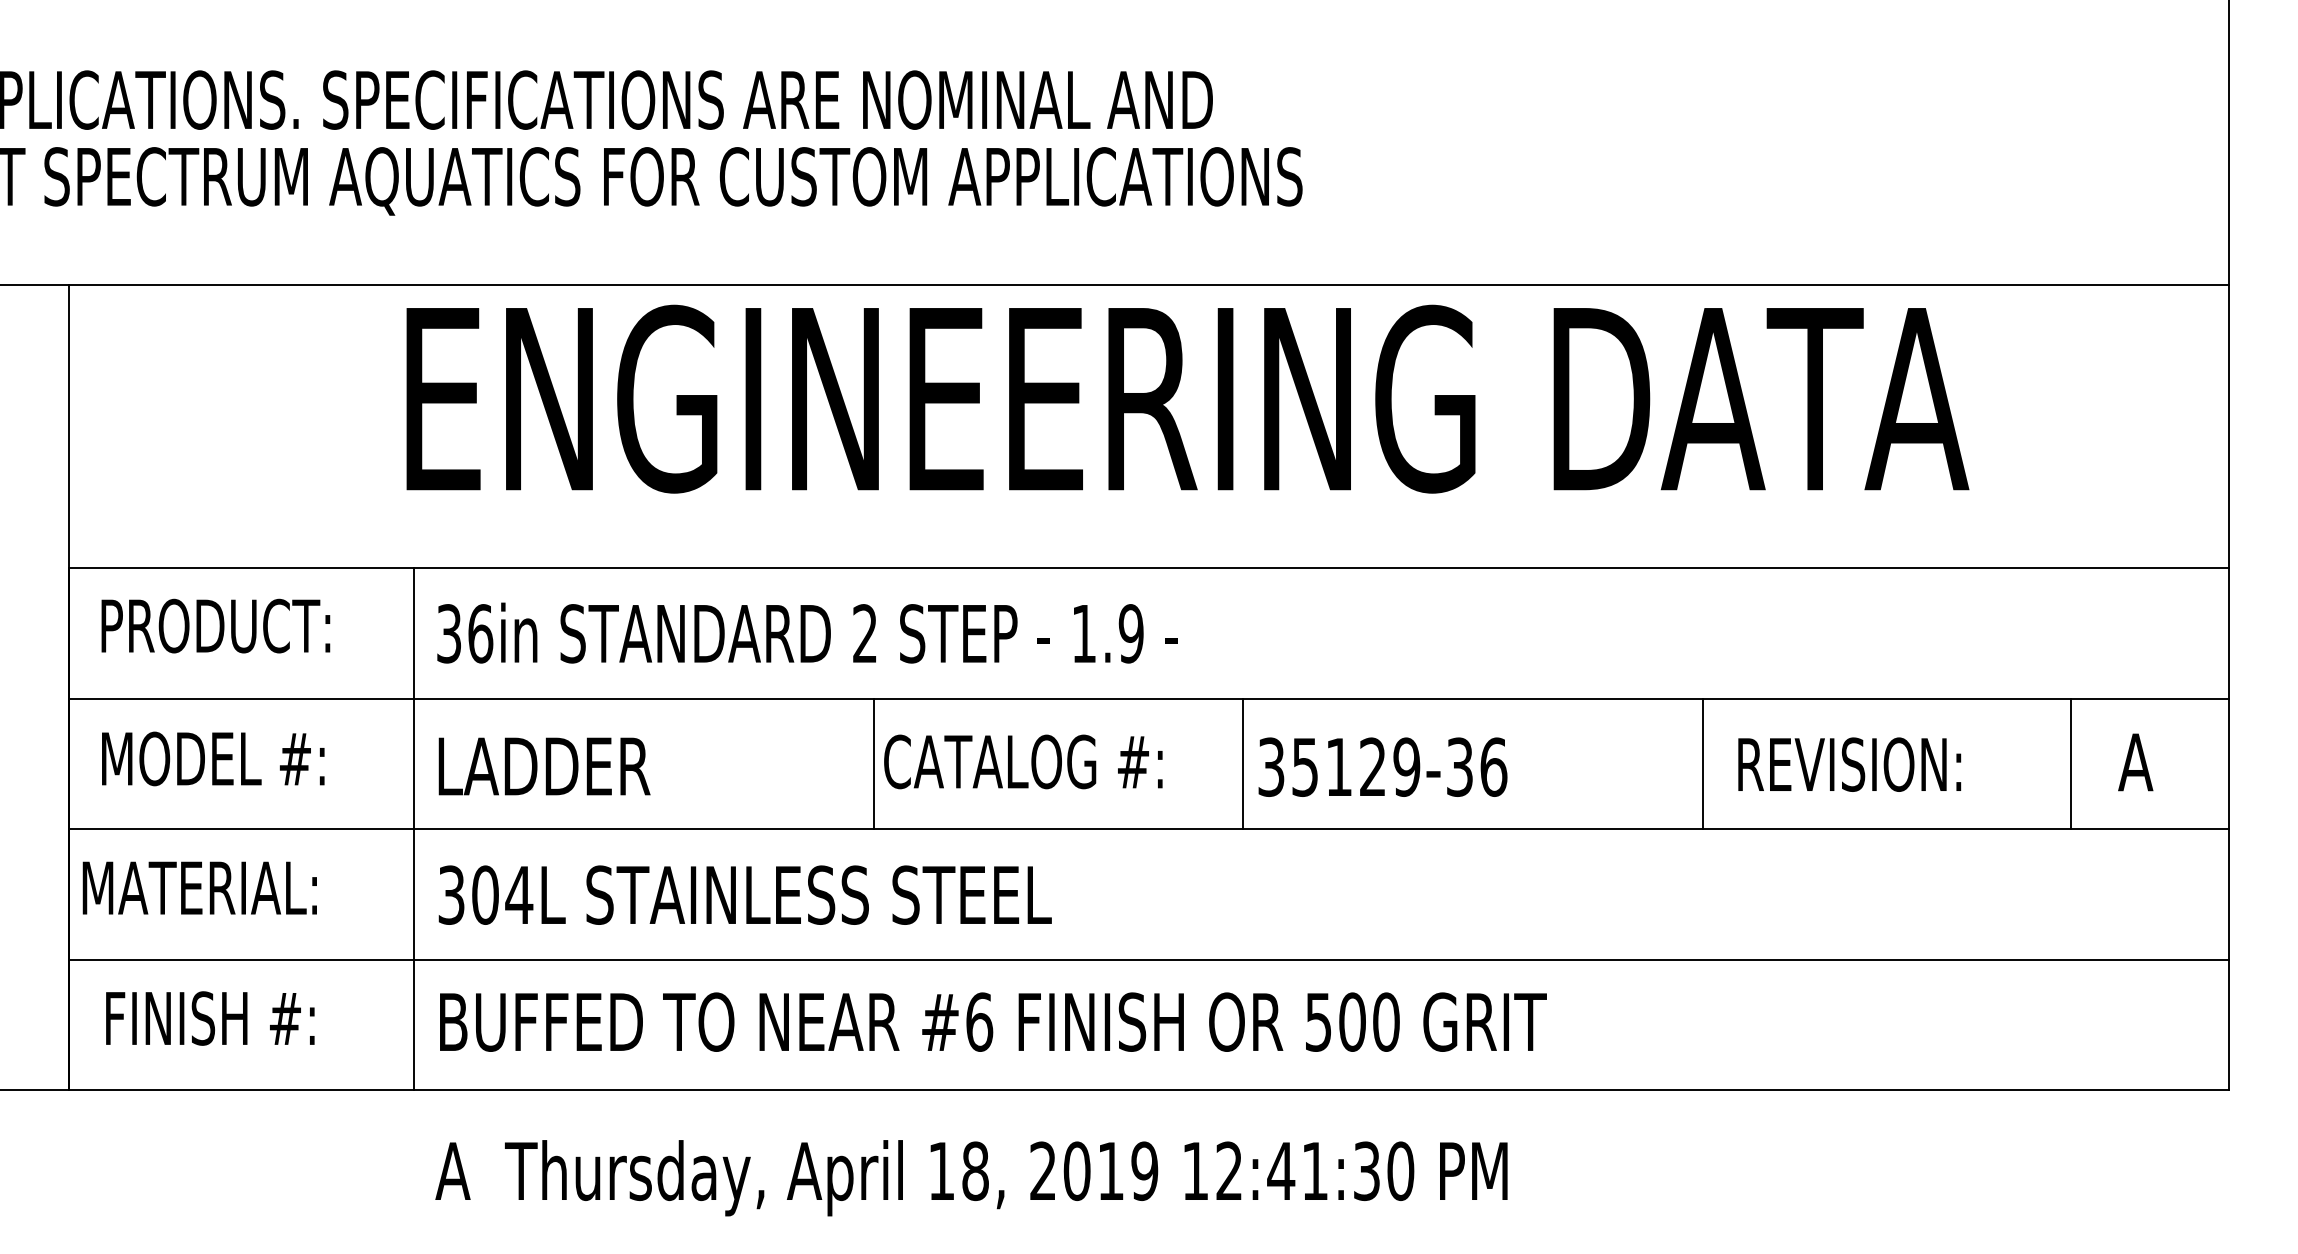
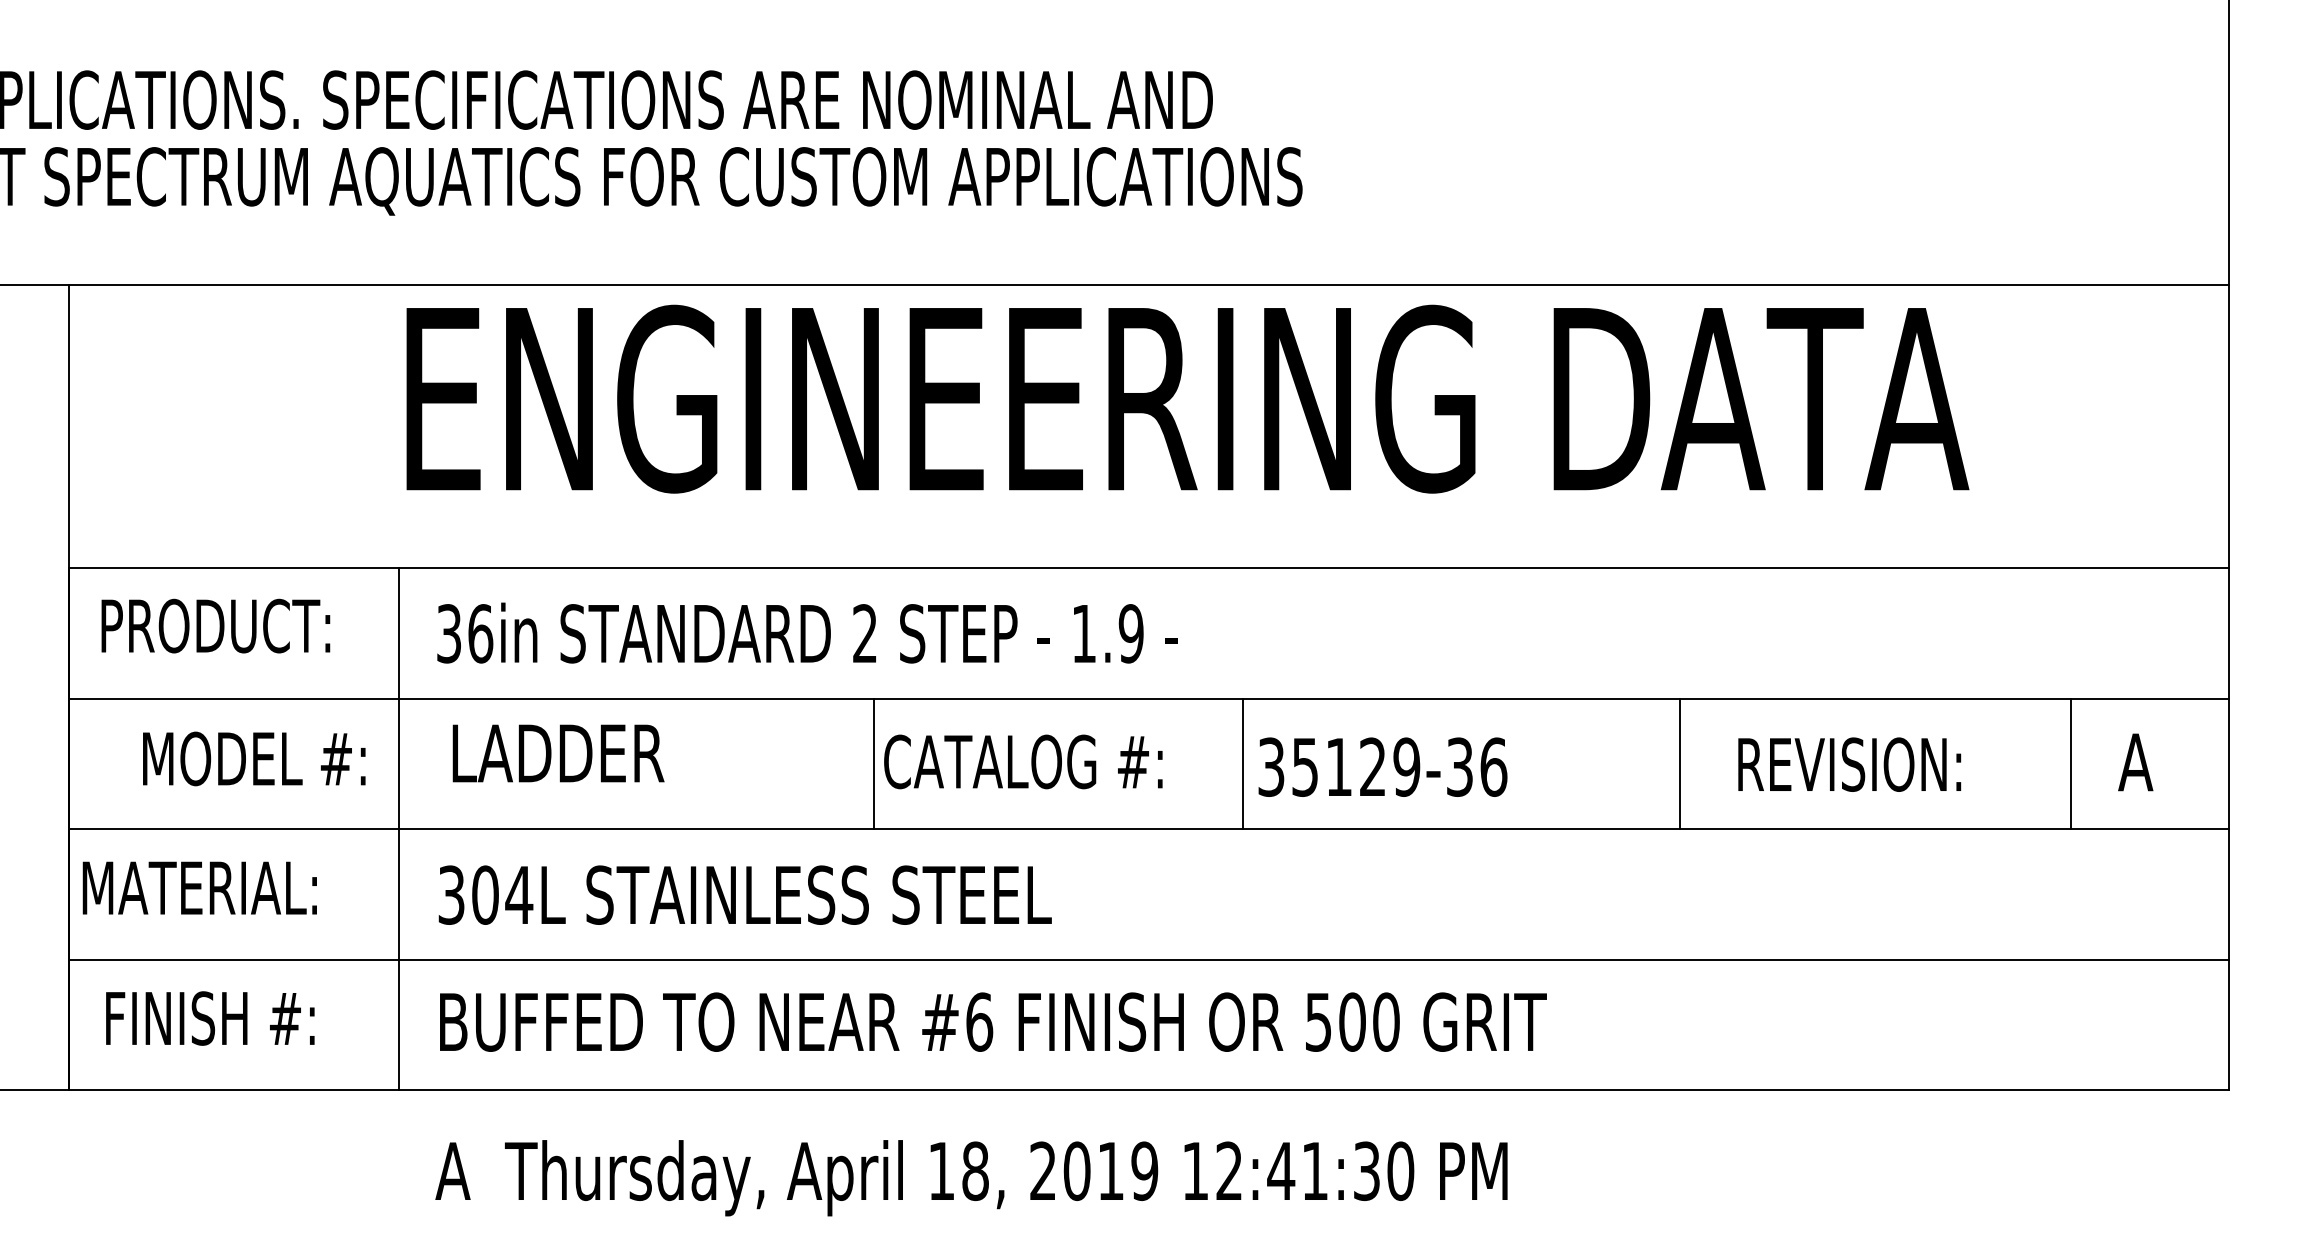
text position: (213, 758) -> (254, 758) (254, 758)
line position: (1702, 763) -> (1679, 763) (1679, 763)
text position: (544, 766) -> (558, 753) (558, 753)
line position: (414, 829) -> (399, 829) (399, 829)
